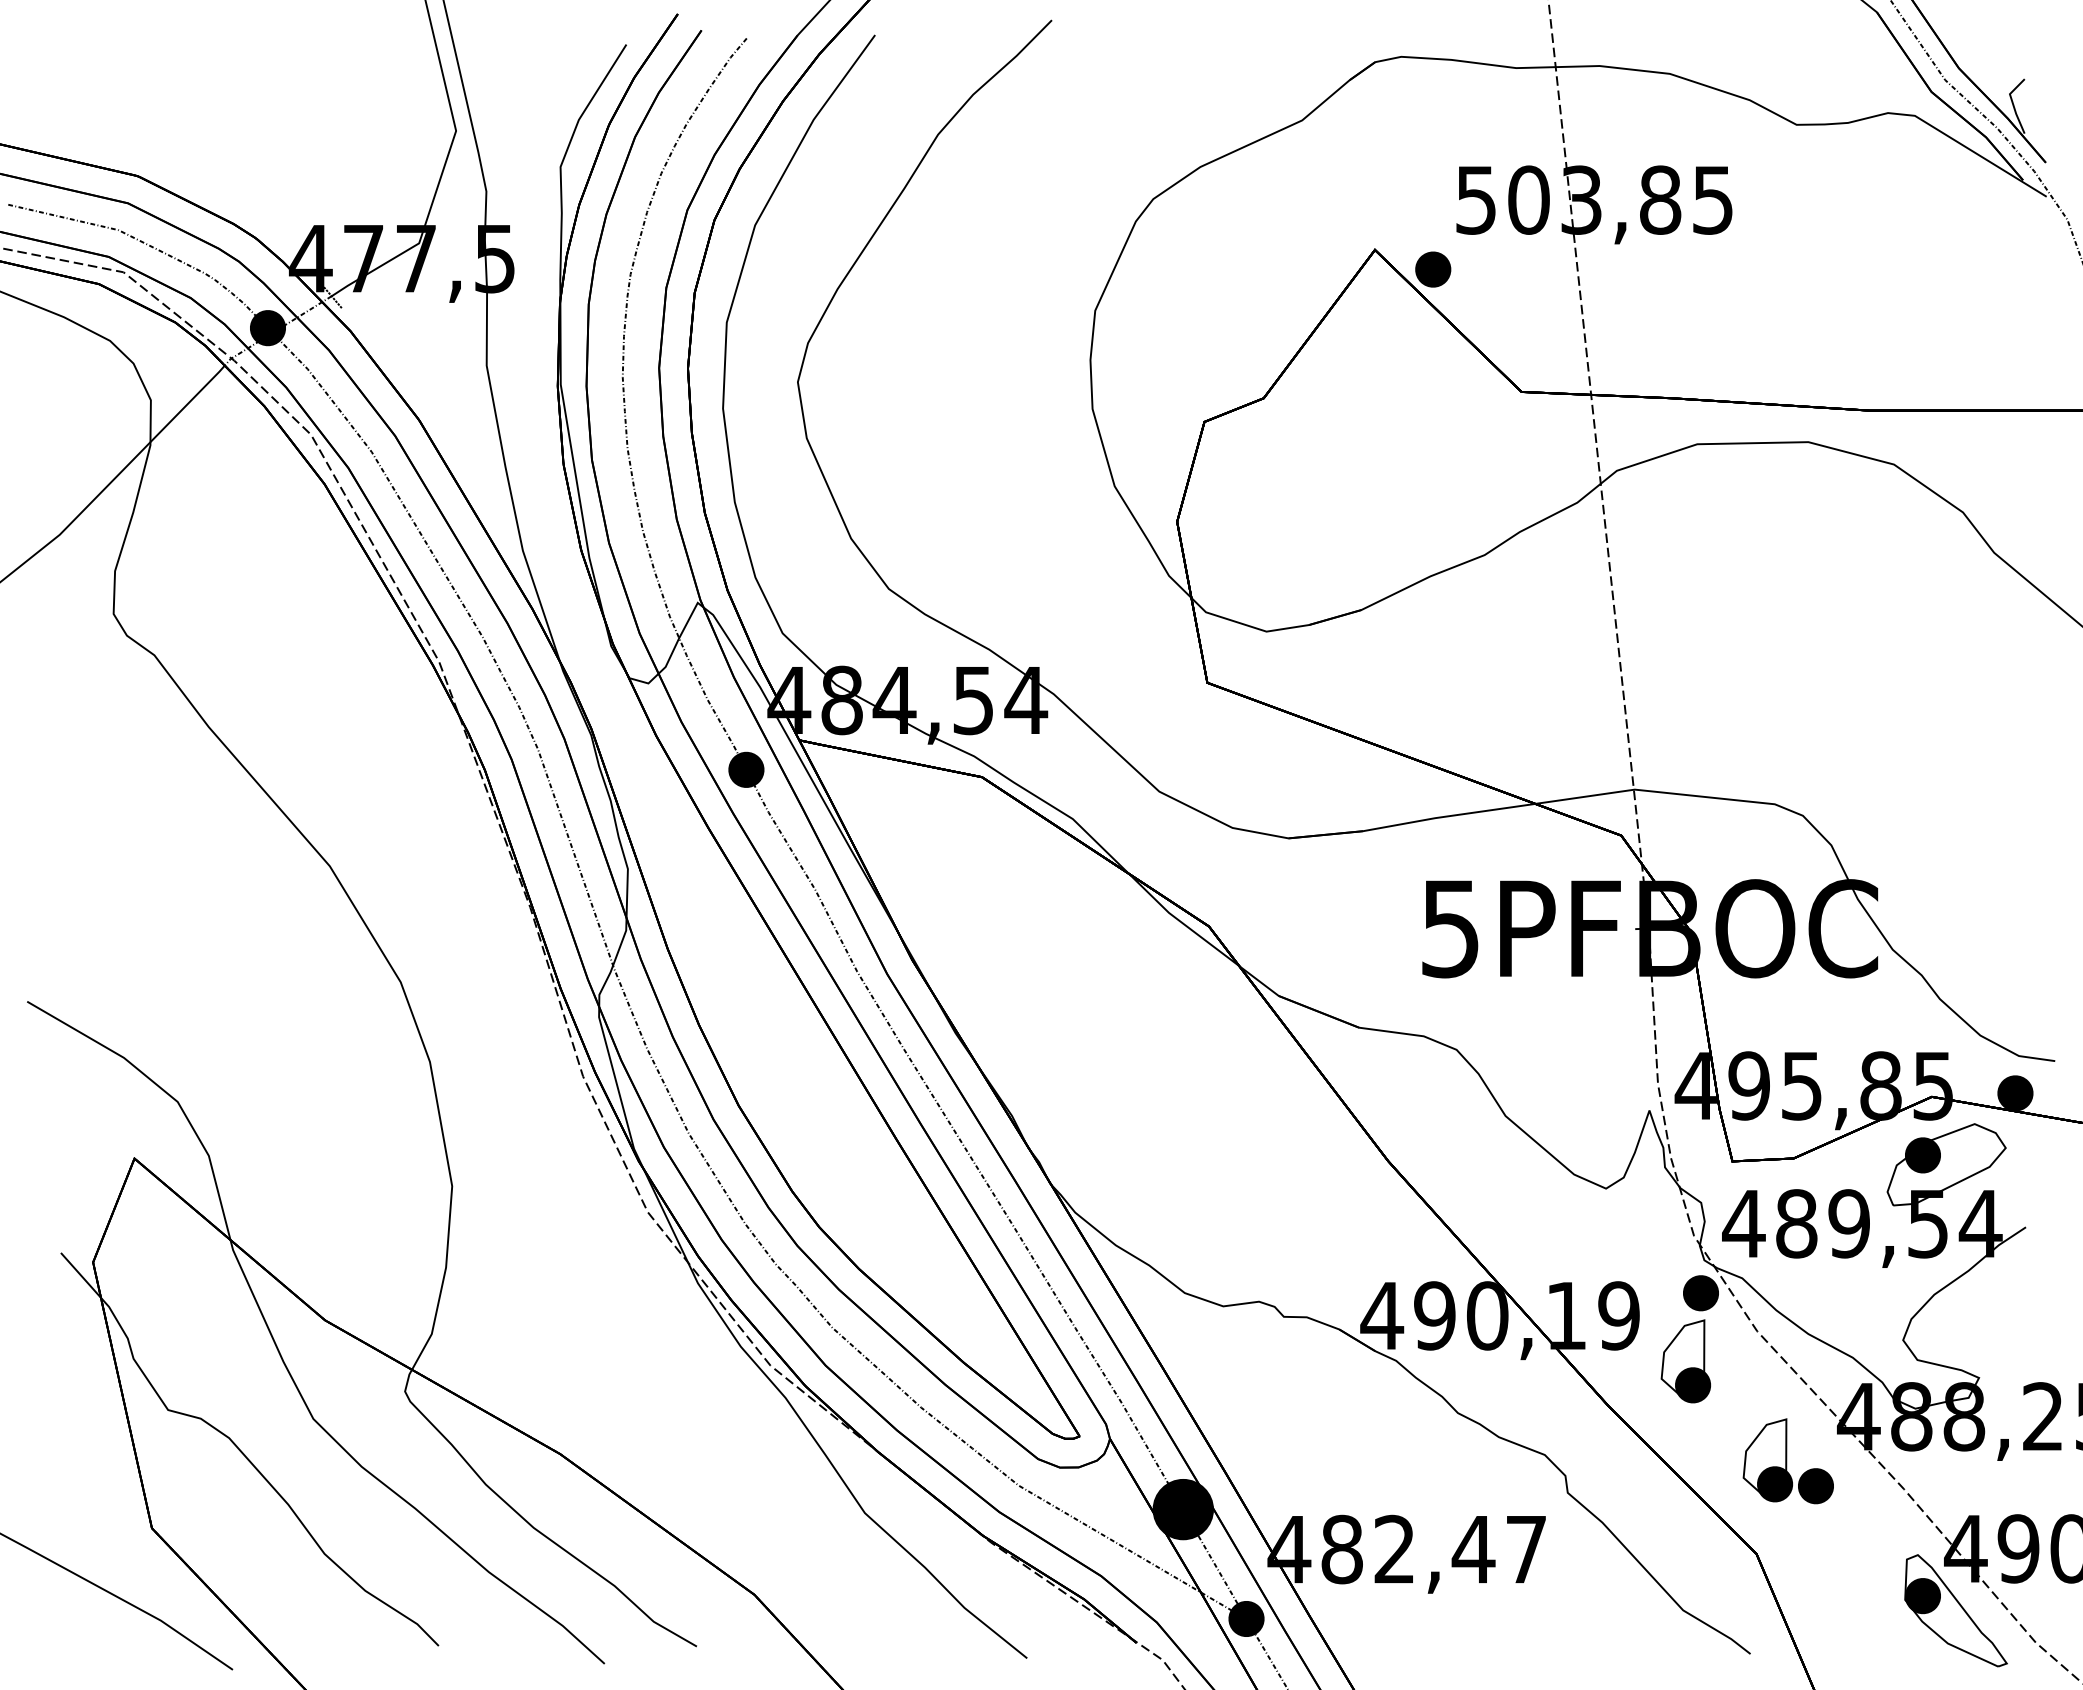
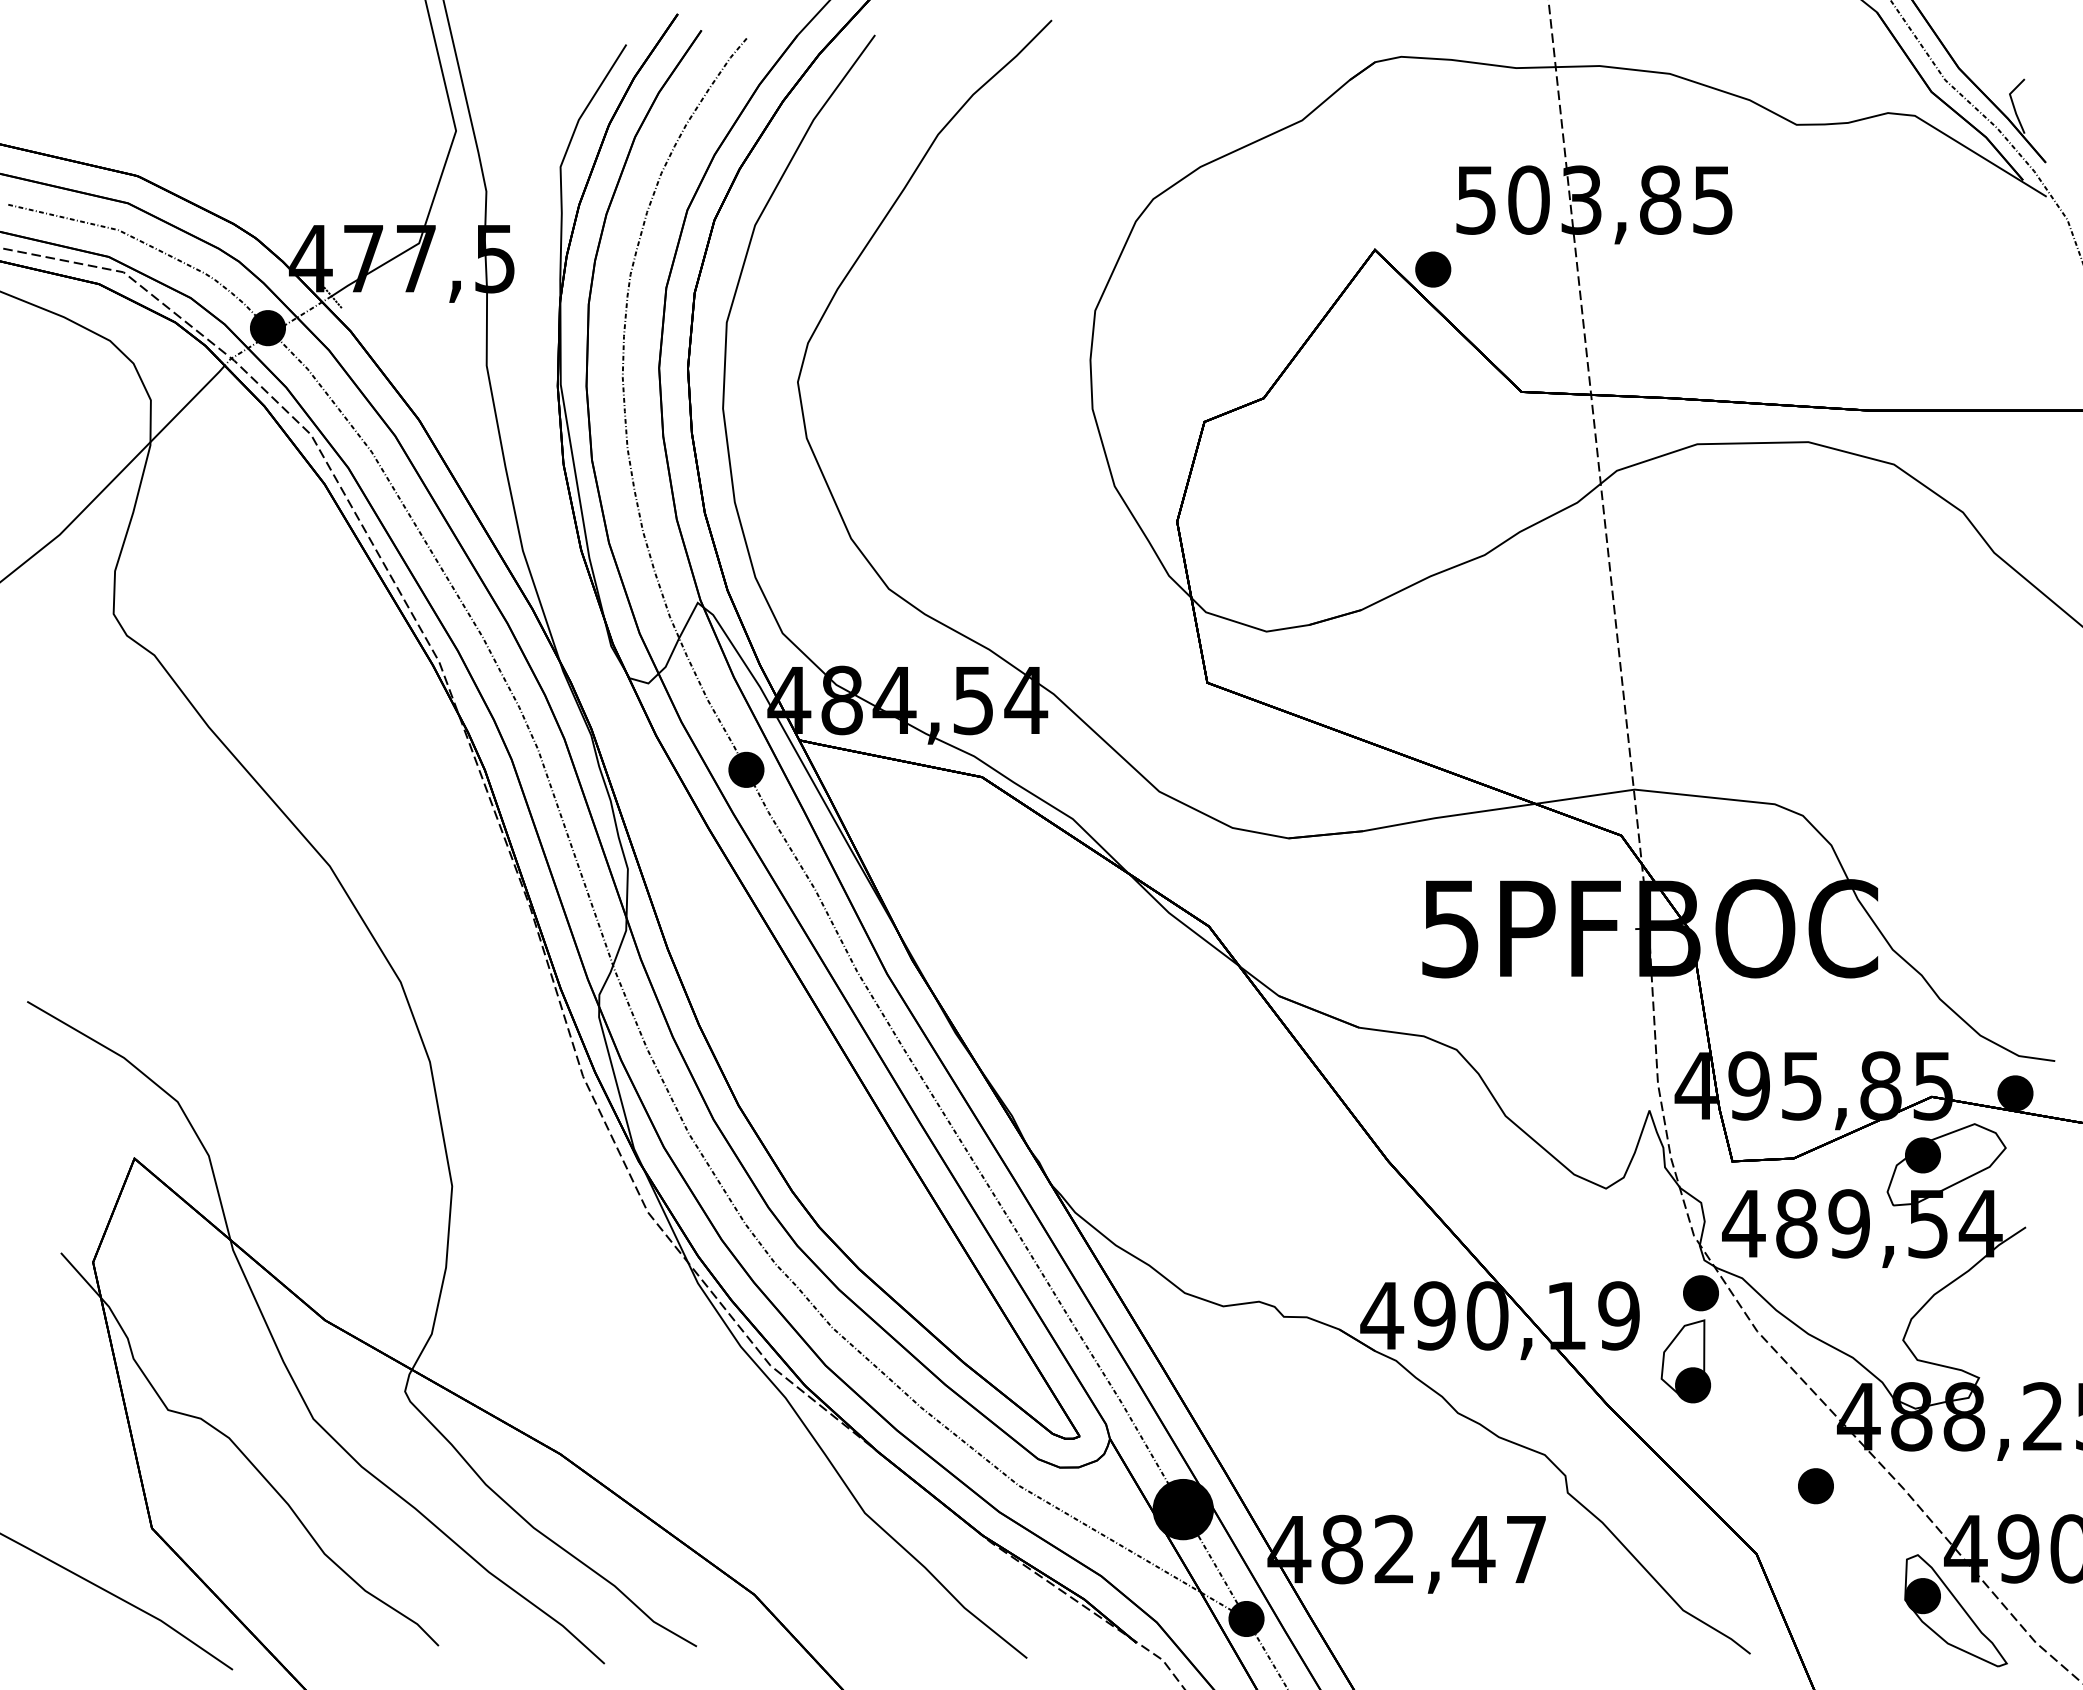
part: present -> none (1767, 1460)
